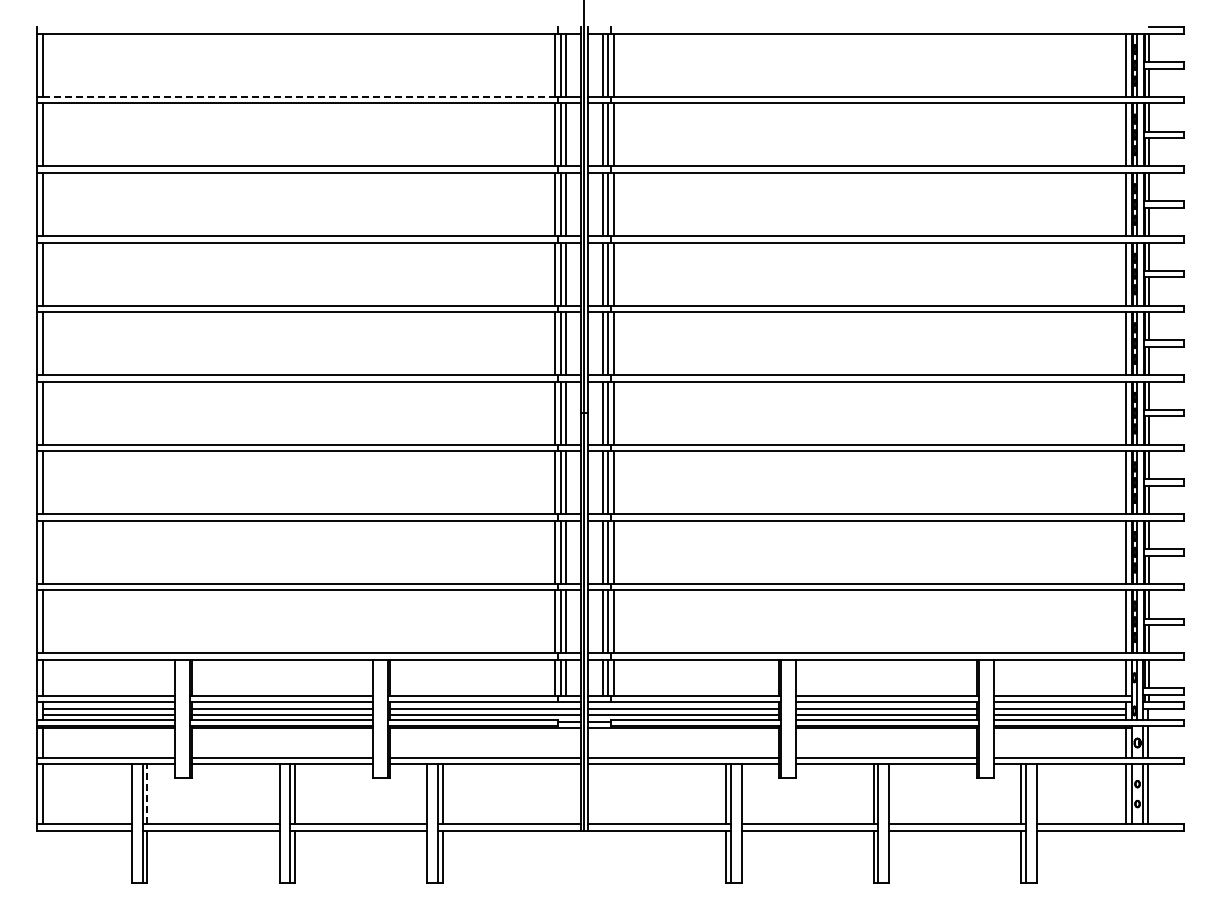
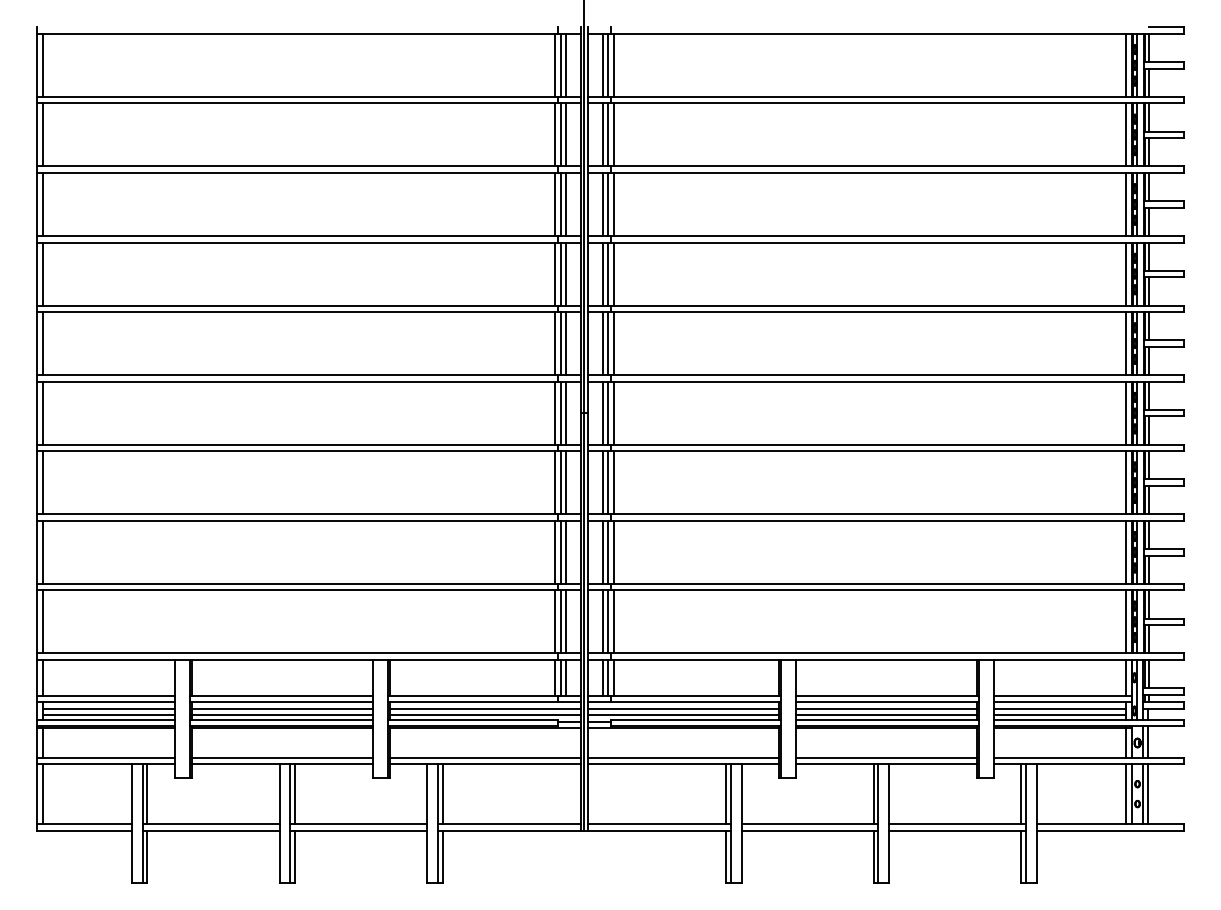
line: dashed -> solid (298, 96)
line: dashed -> solid (147, 794)
